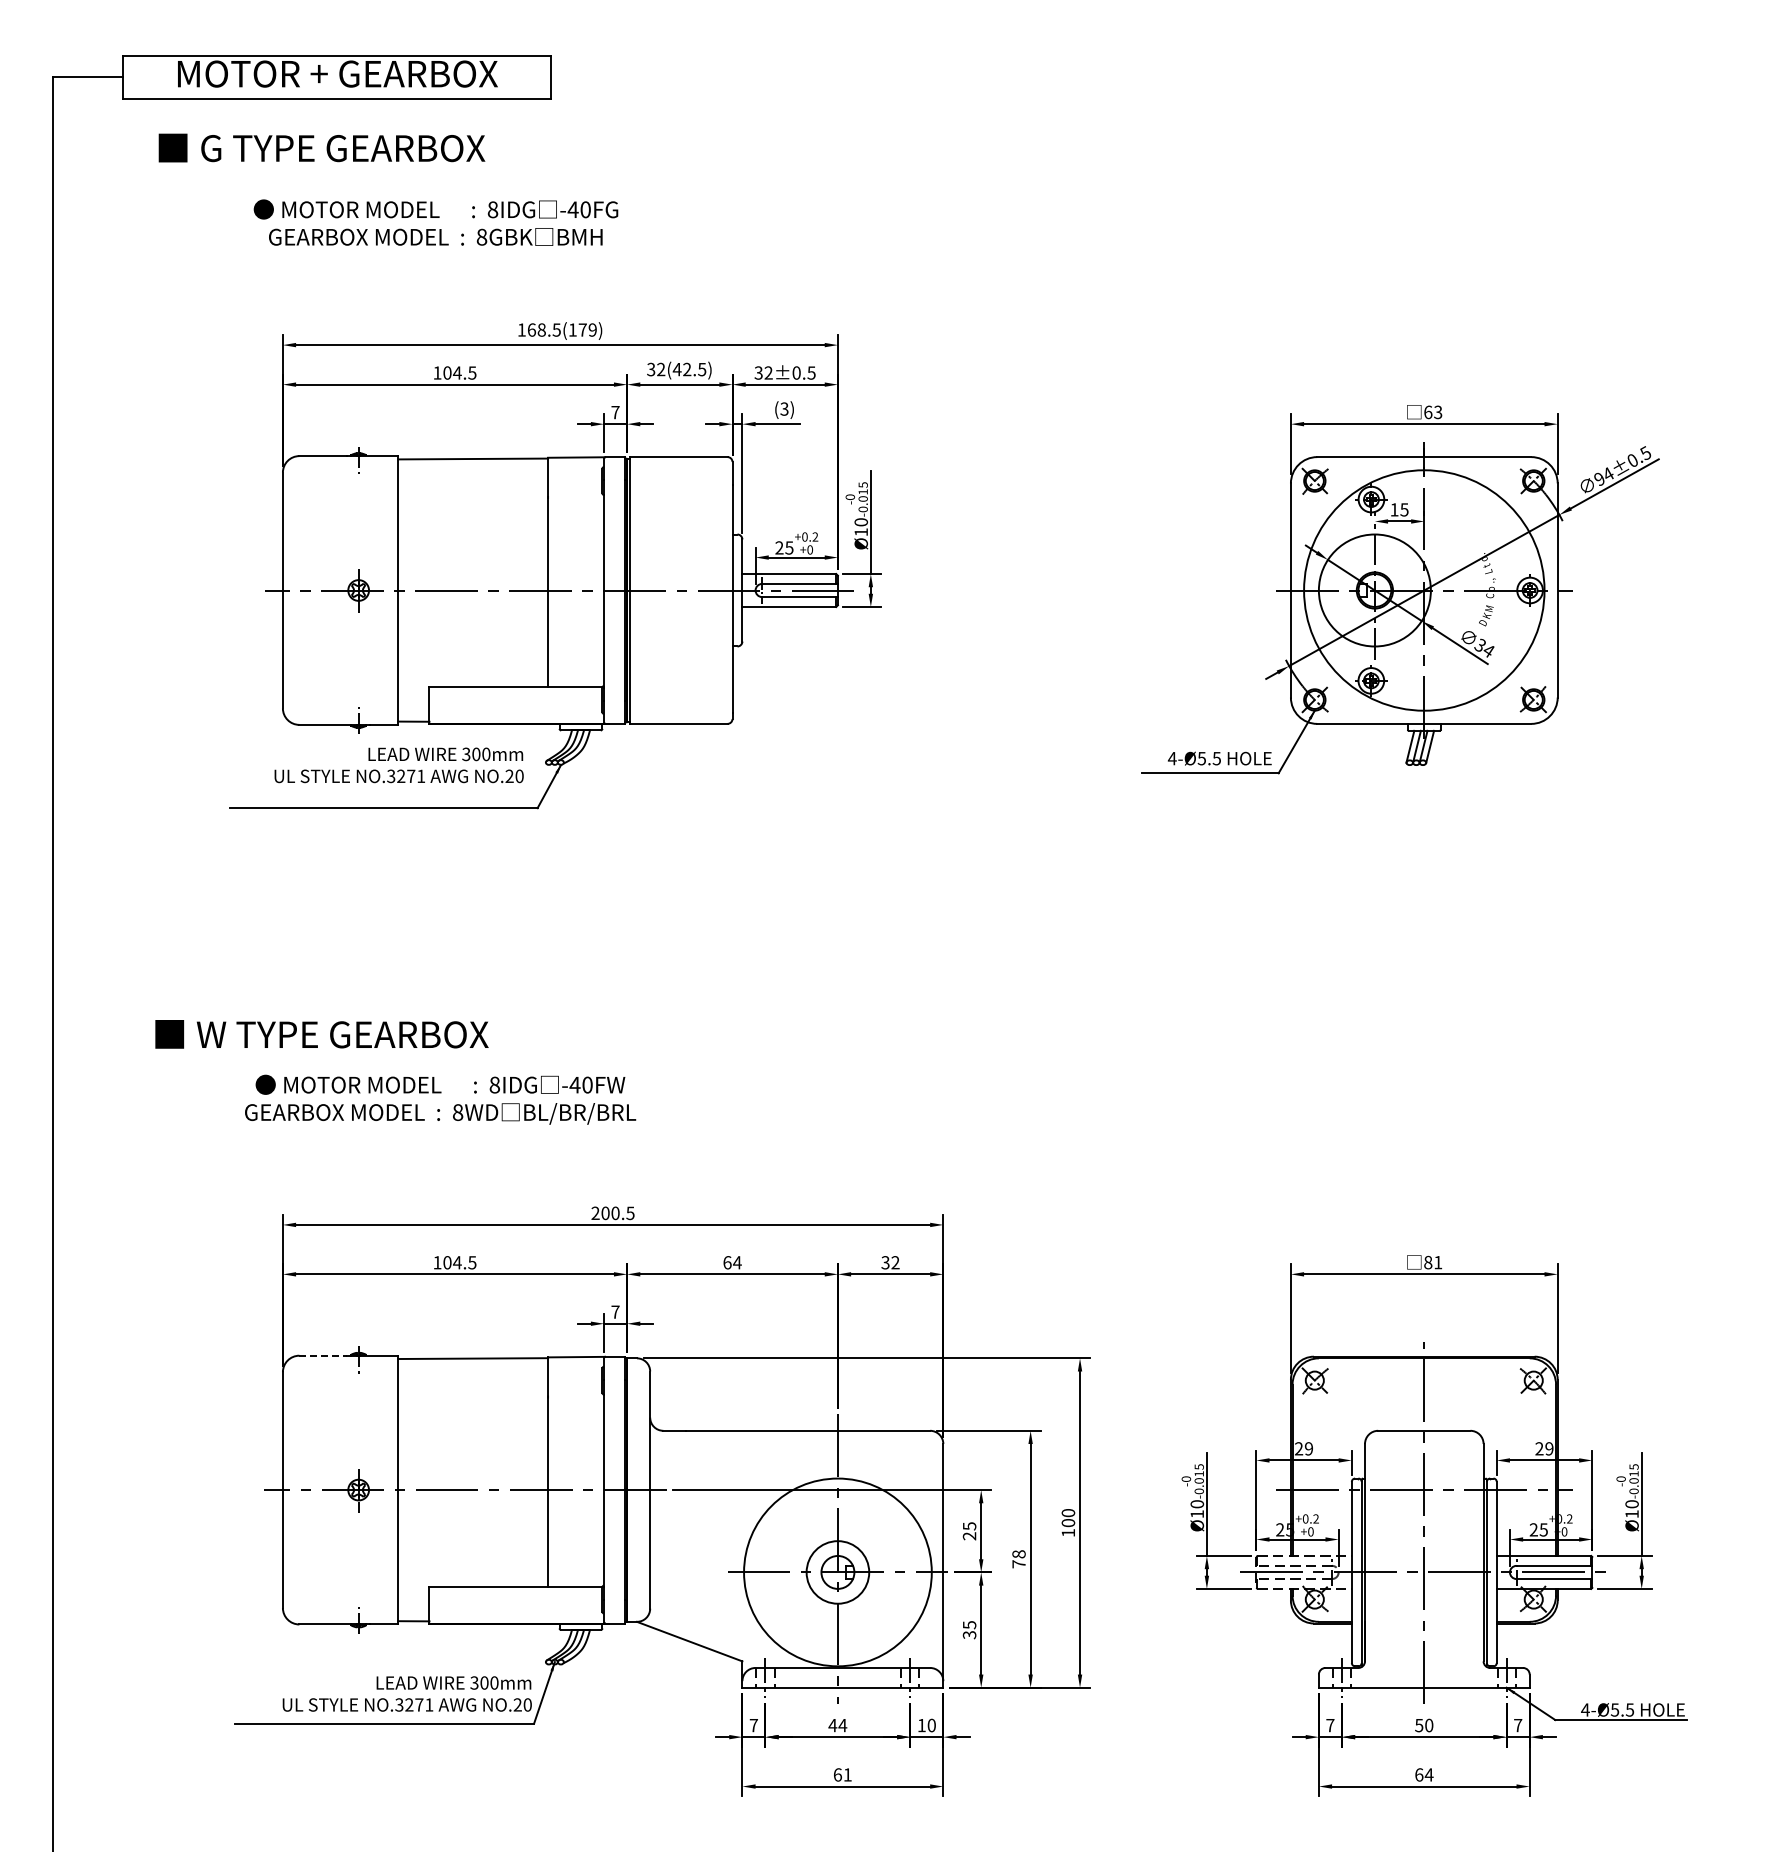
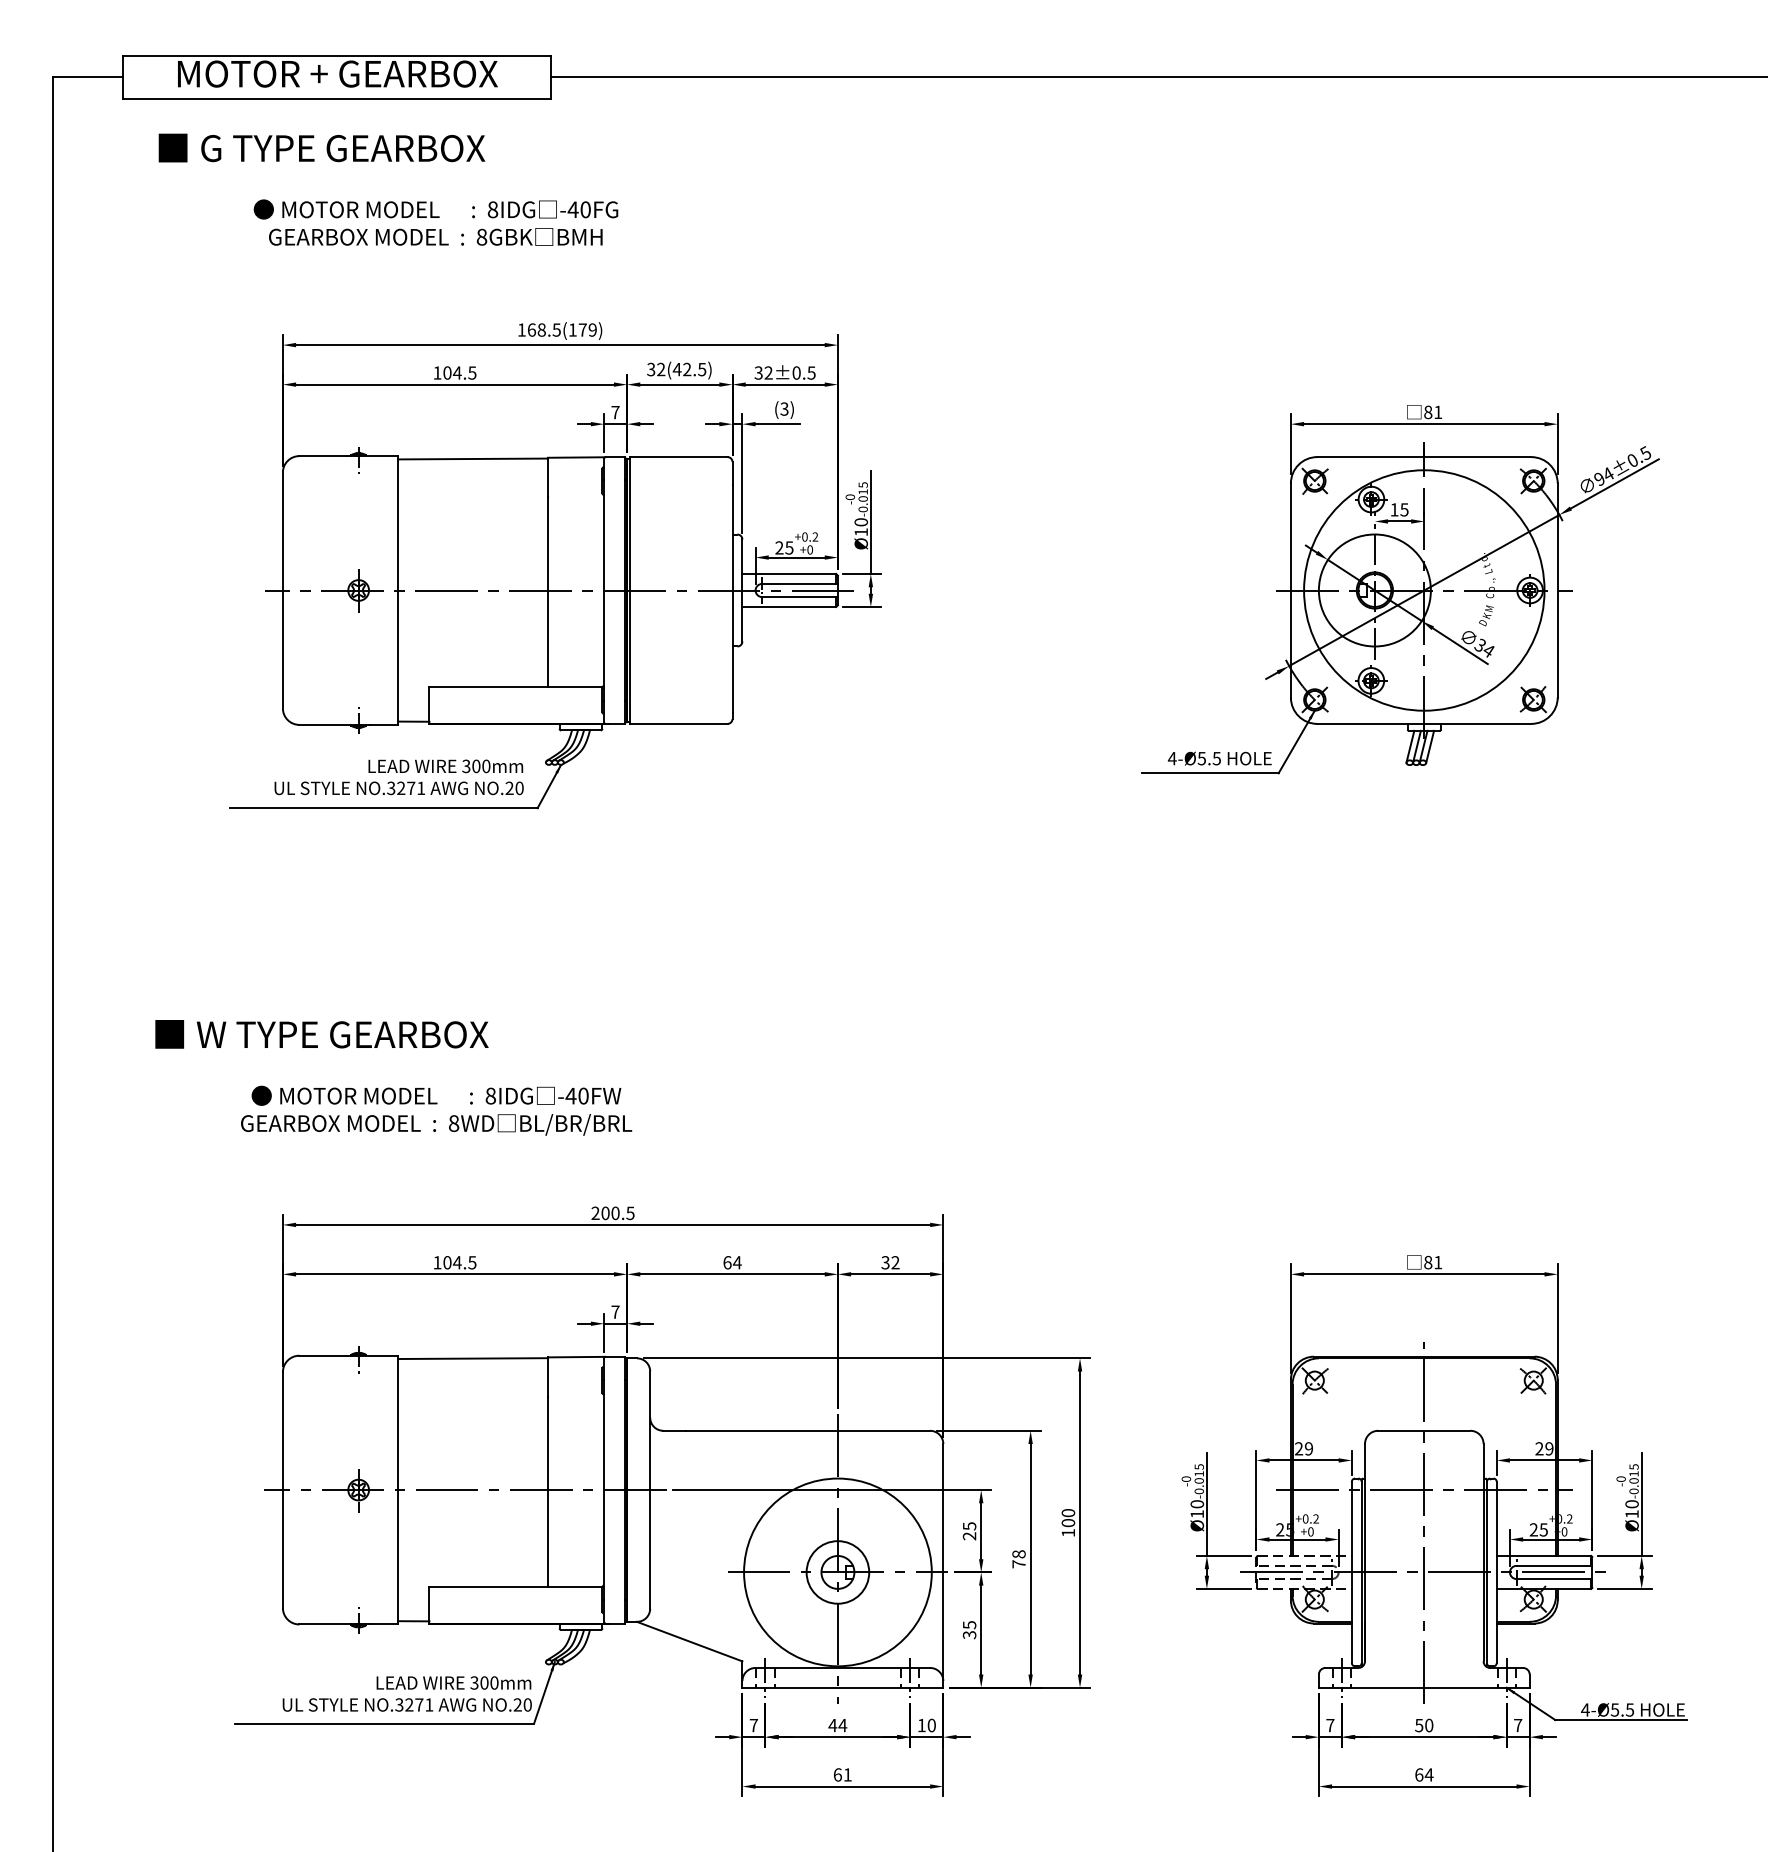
line: none -> present (1157, 77)
text: 63 -> 81 (1433, 412)
text position: (398, 765) -> (398, 777) (398, 777)
text position: (440, 1099) -> (436, 1110) (436, 1110)
line: dashed -> solid (323, 1355)
